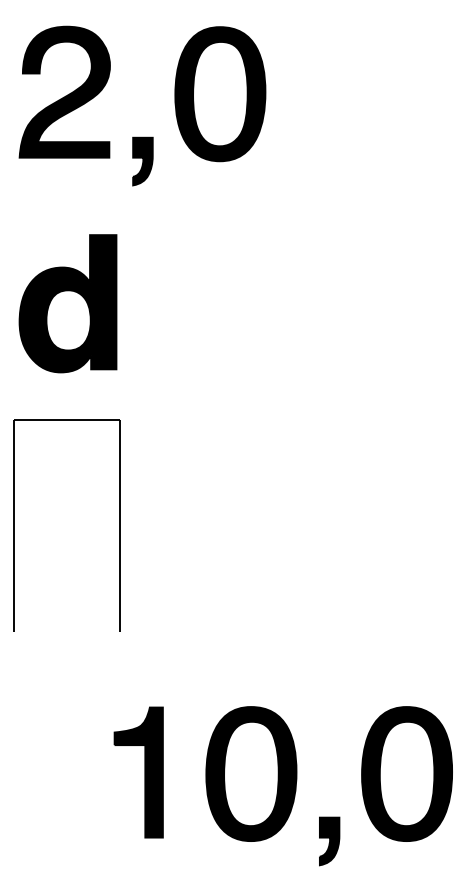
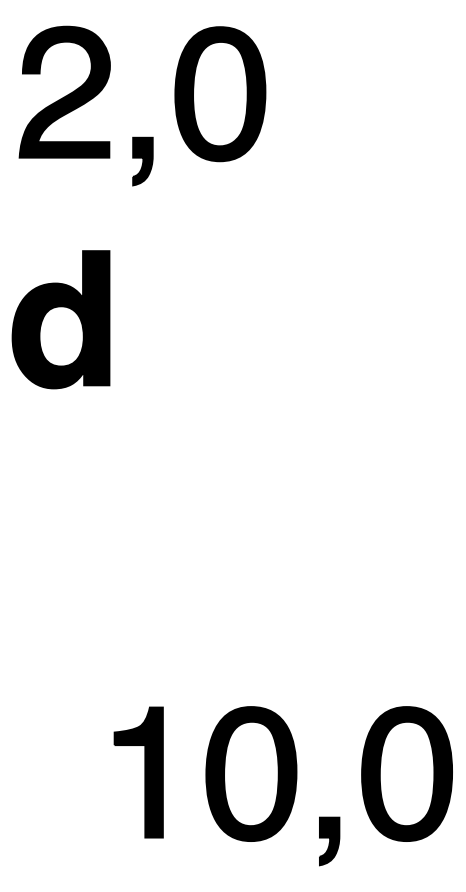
part position: (67, 303) -> (60, 319) (60, 319)
part: present -> none (14, 525)
